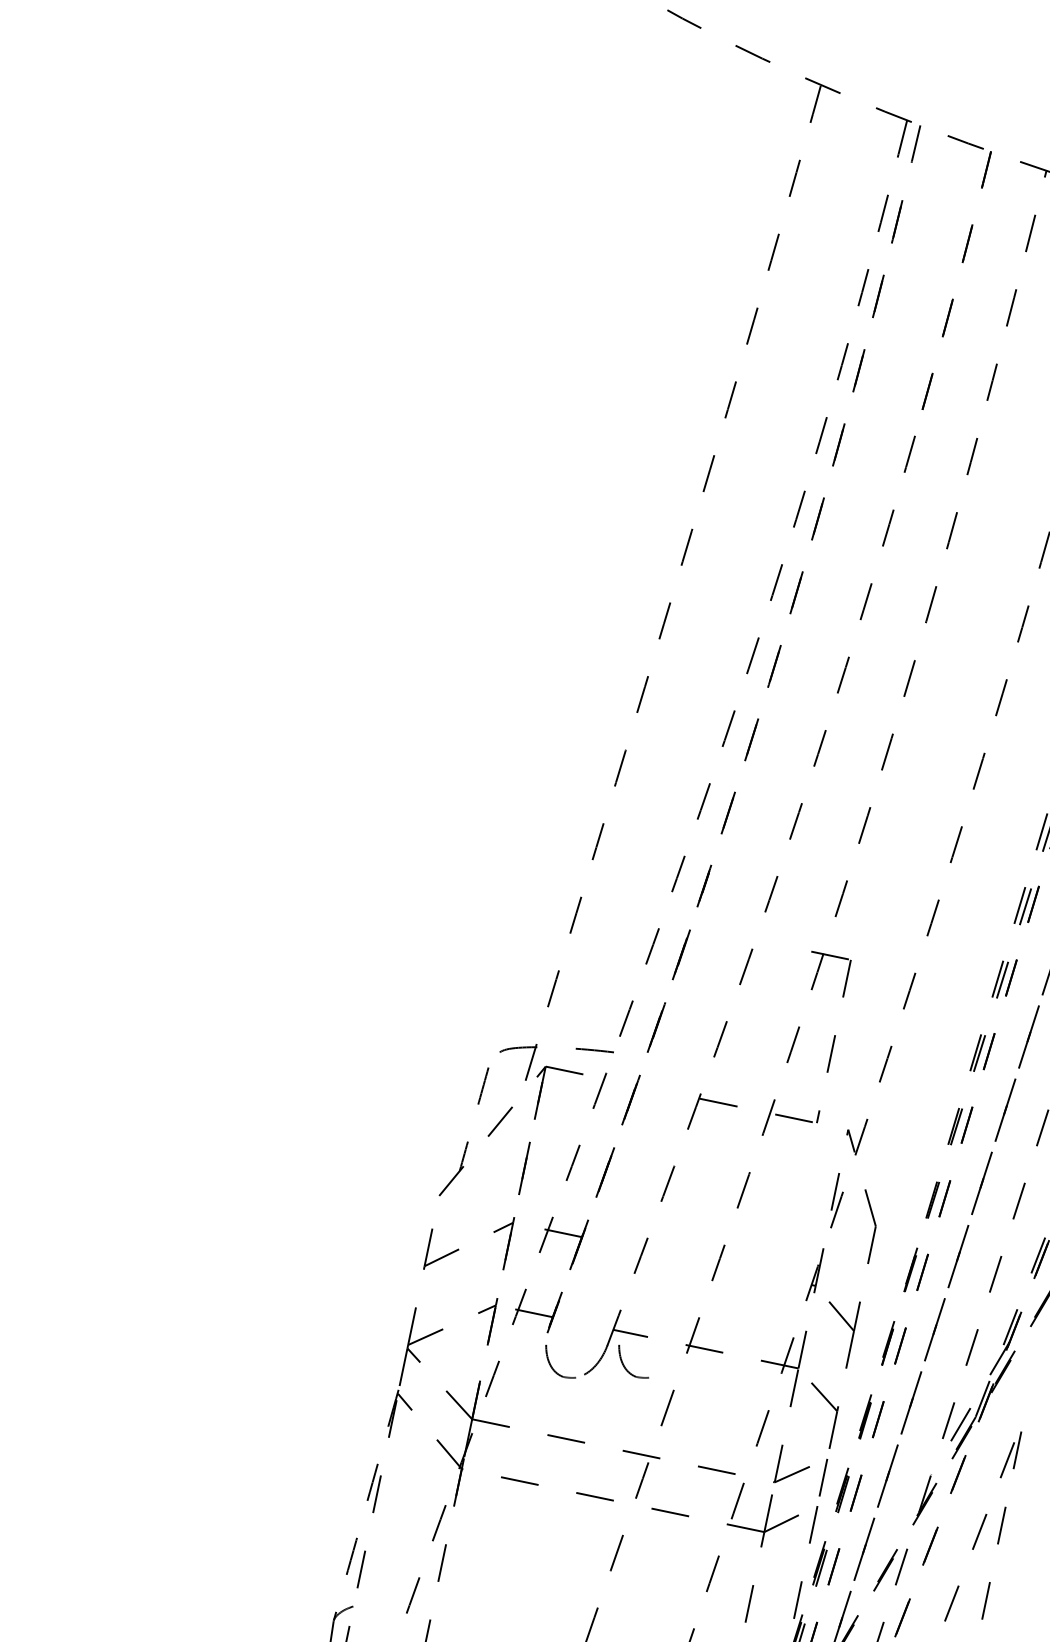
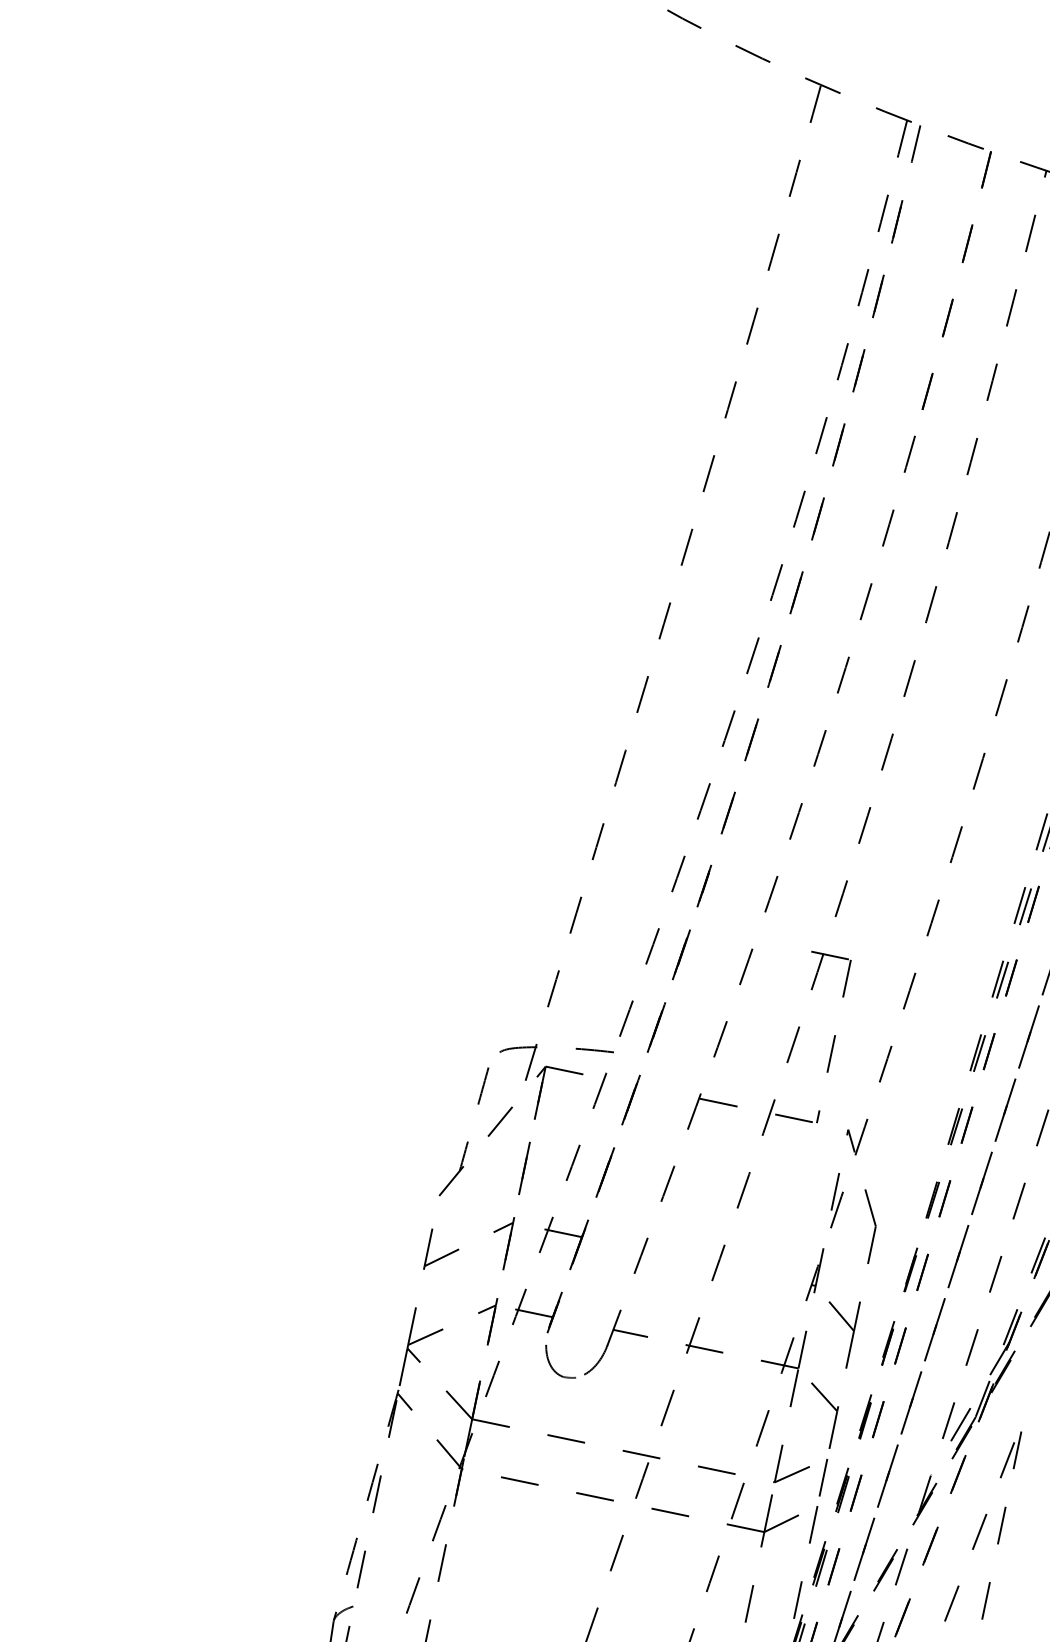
part: present -> none (625, 1366)
